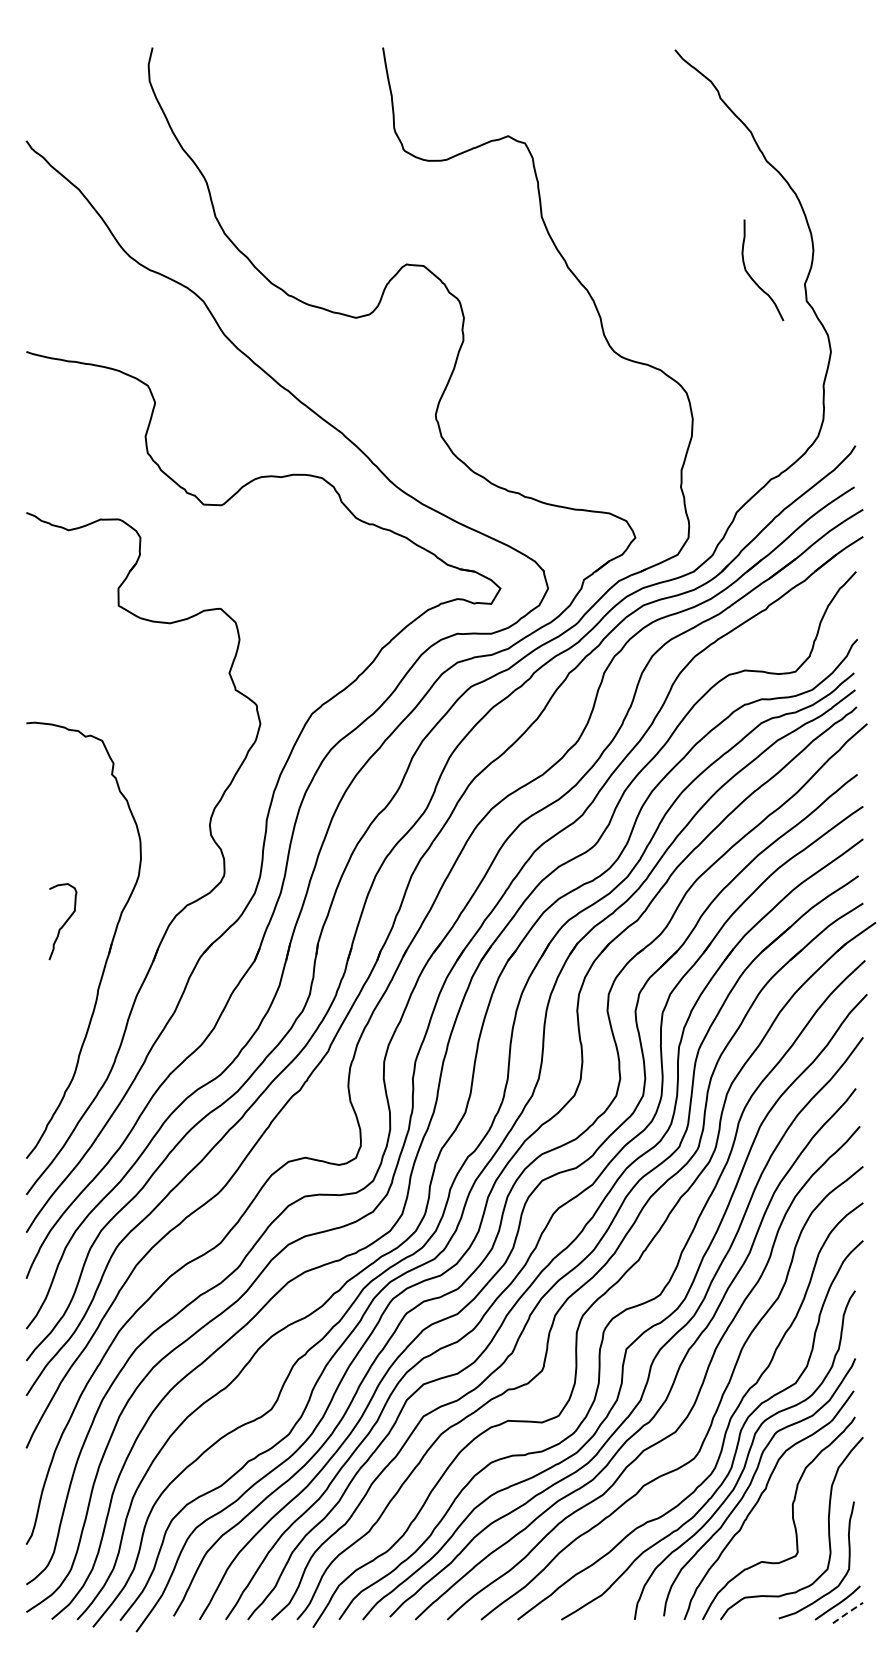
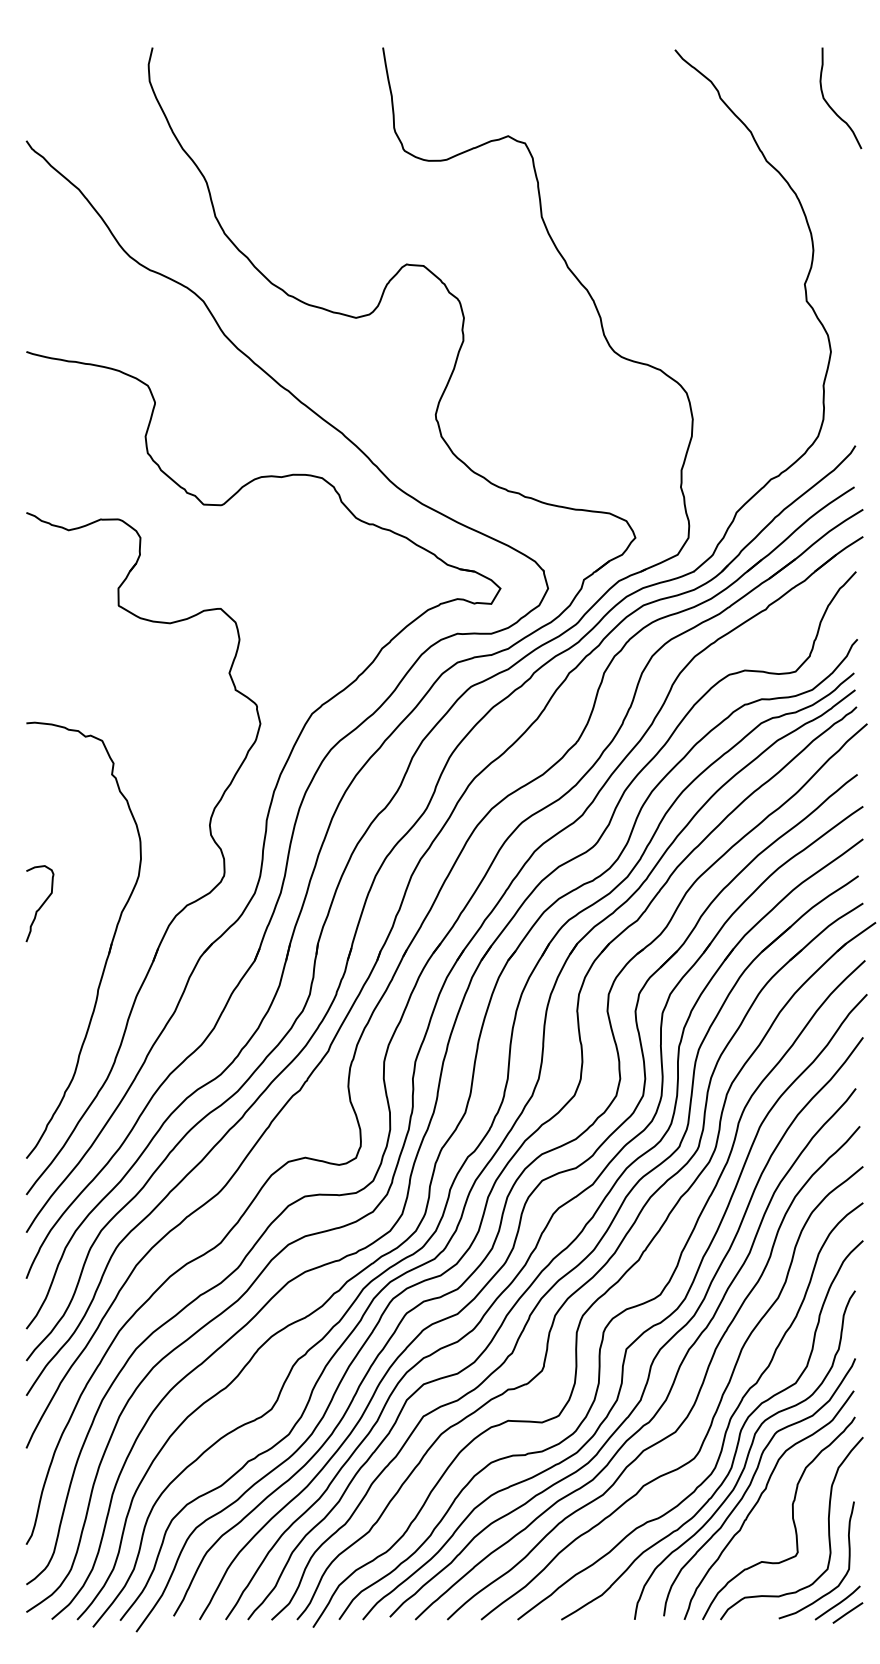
curve position: (751, 276) -> (829, 104) (829, 104)
curve position: (64, 922) -> (41, 904) (41, 904)
line: dashed -> solid (847, 1612)
